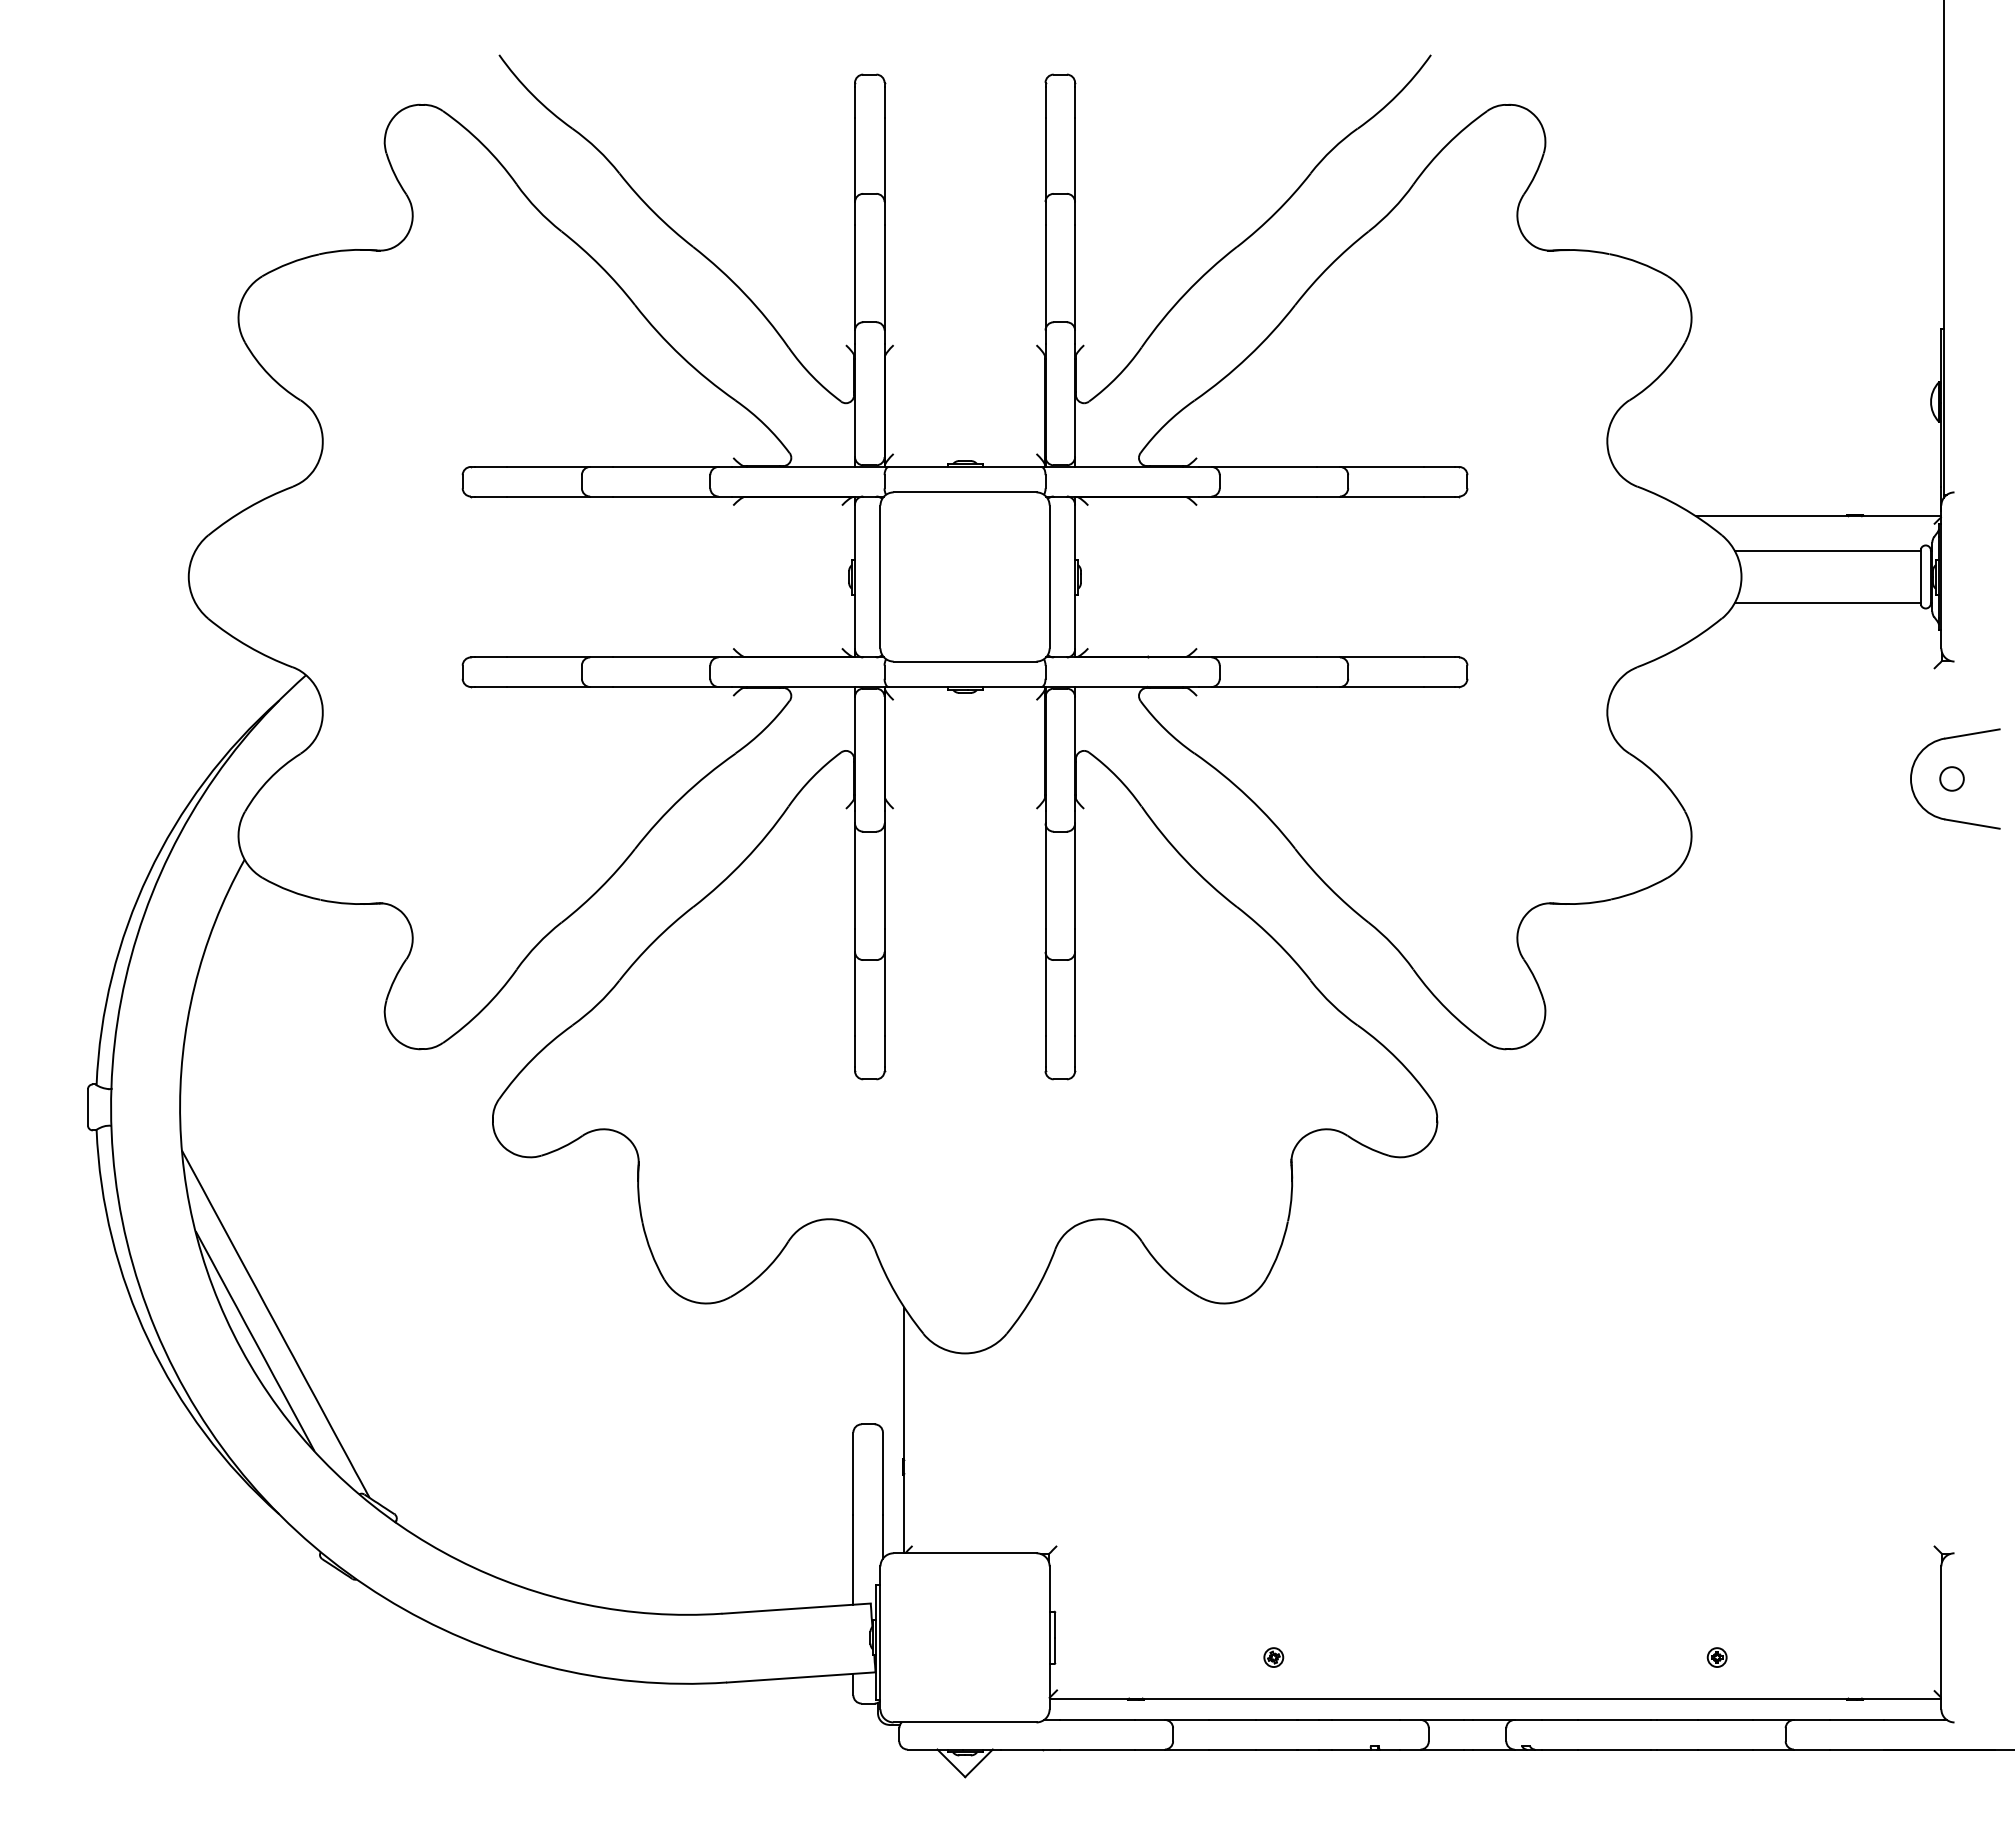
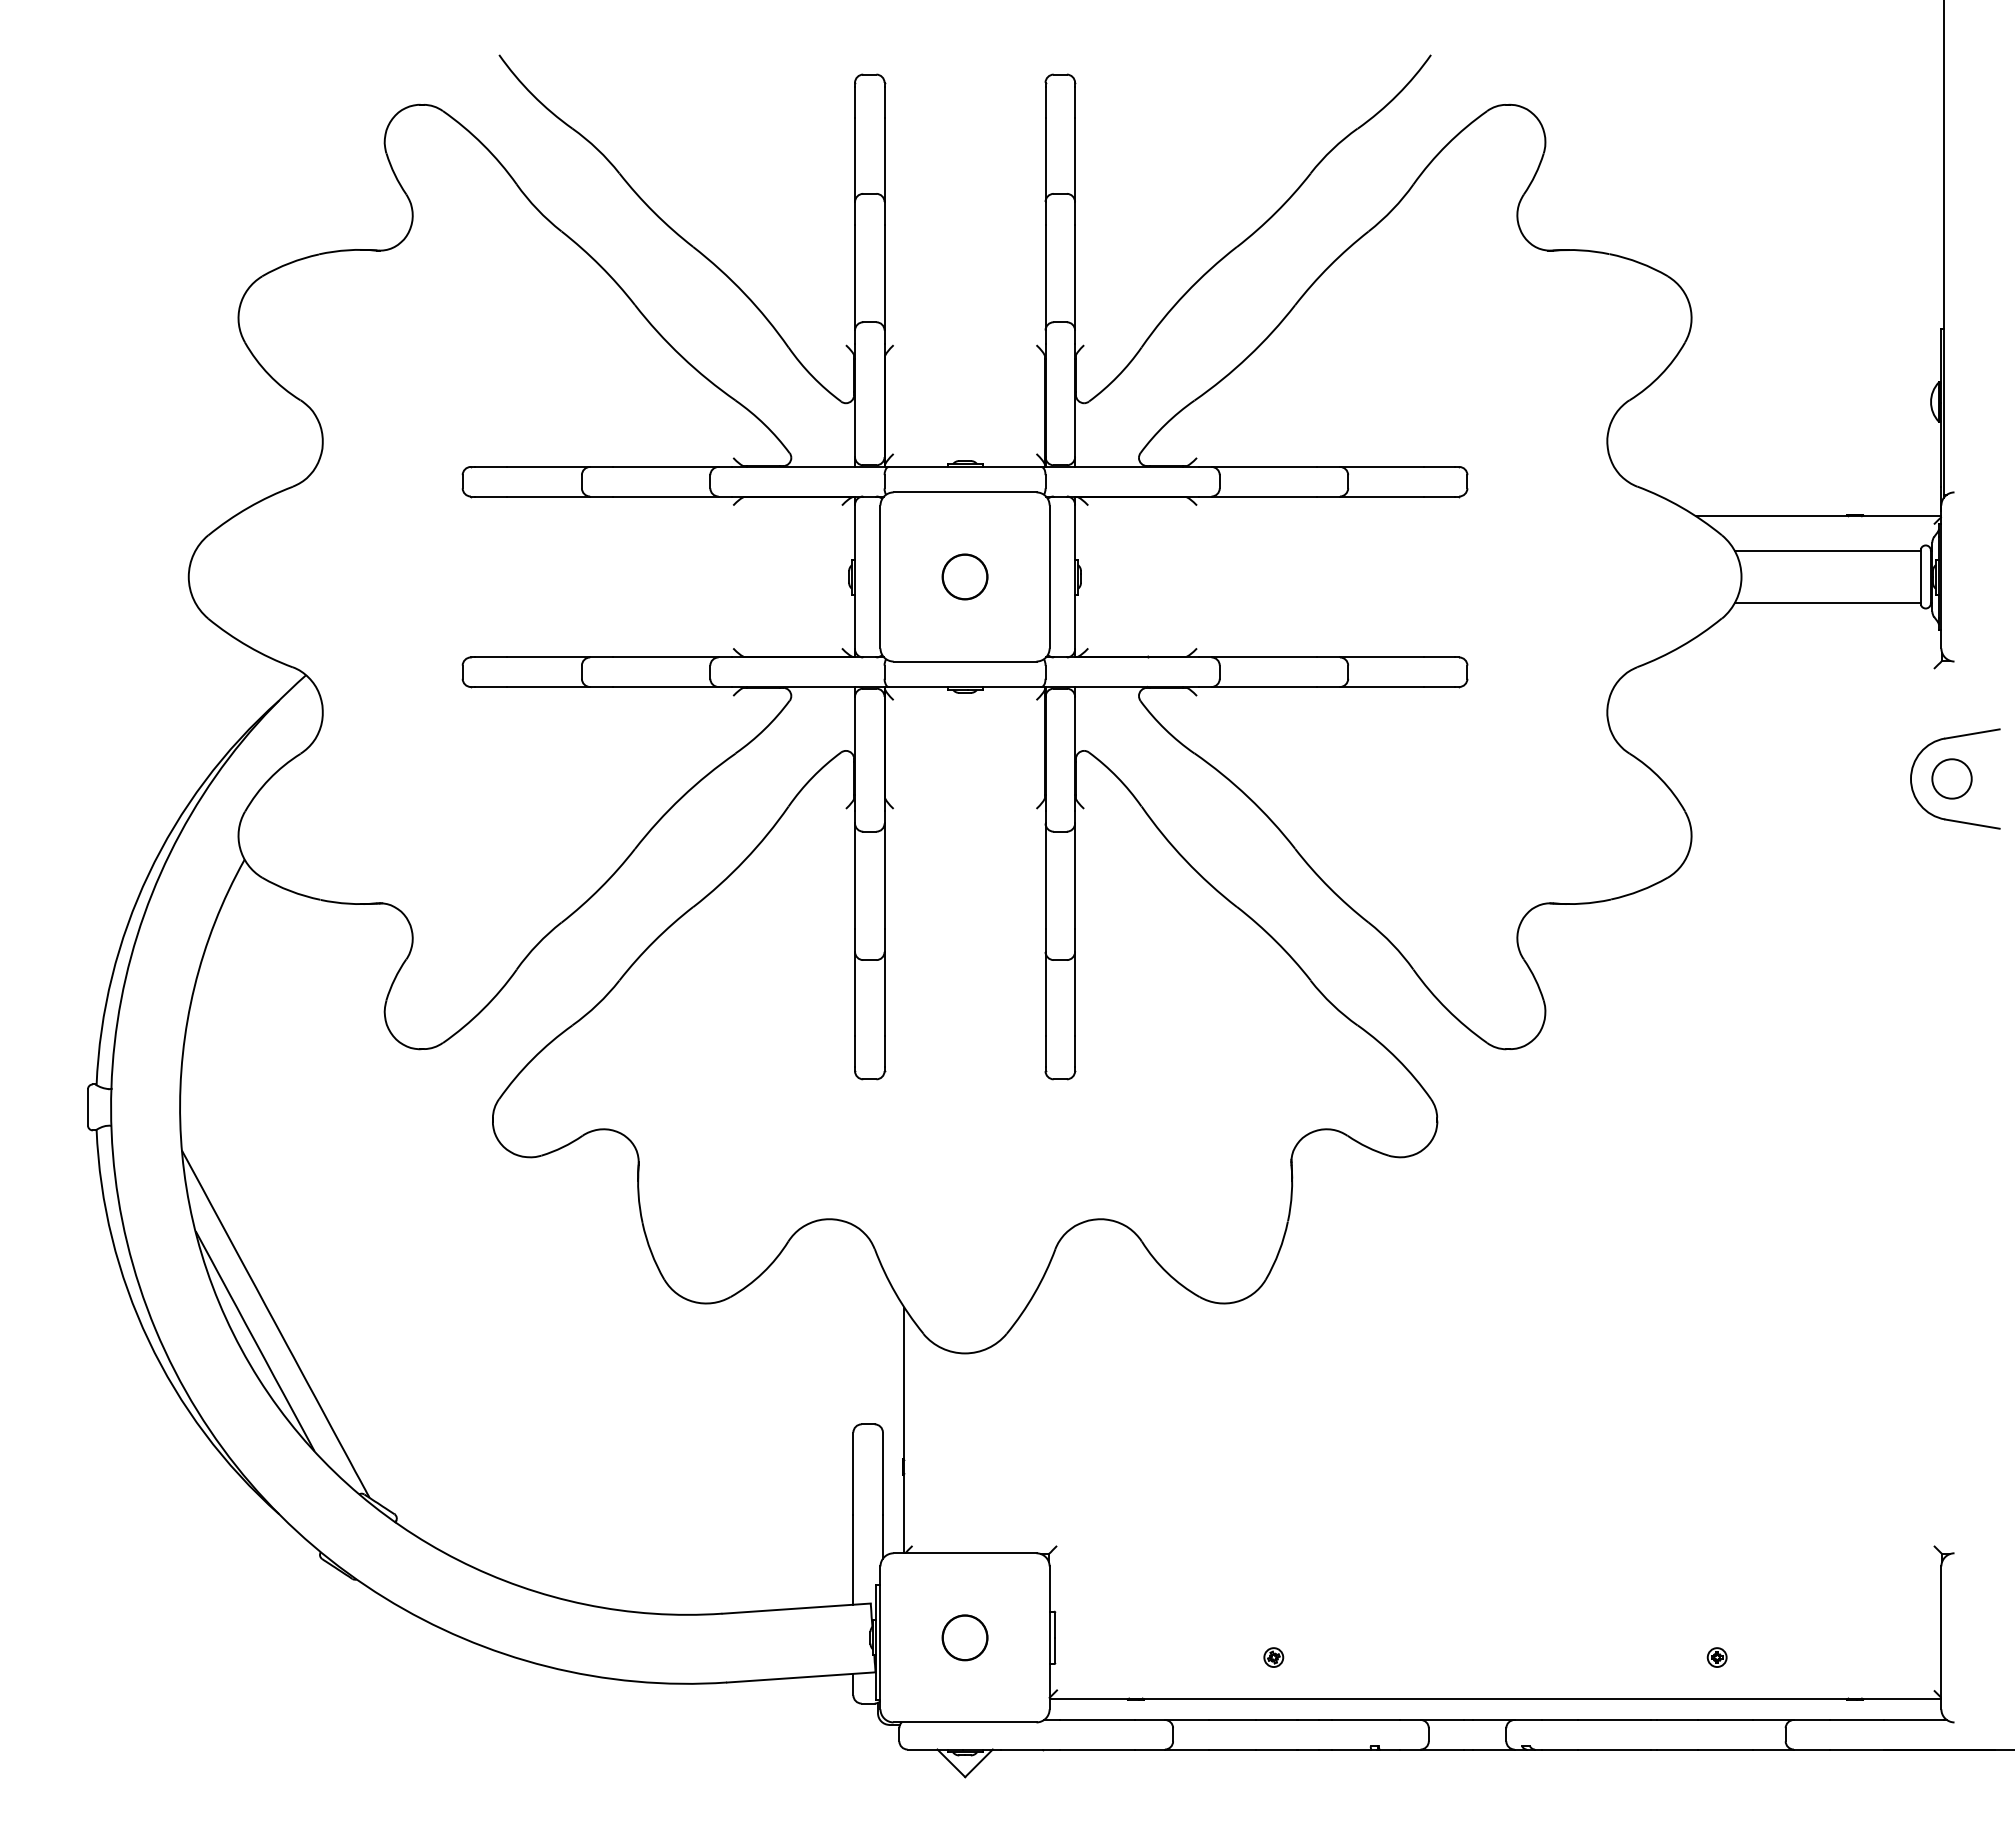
part: none -> present (964, 576)
circle diameter: 24 px -> 39 px (1951, 778)
part: none -> present (964, 1637)
